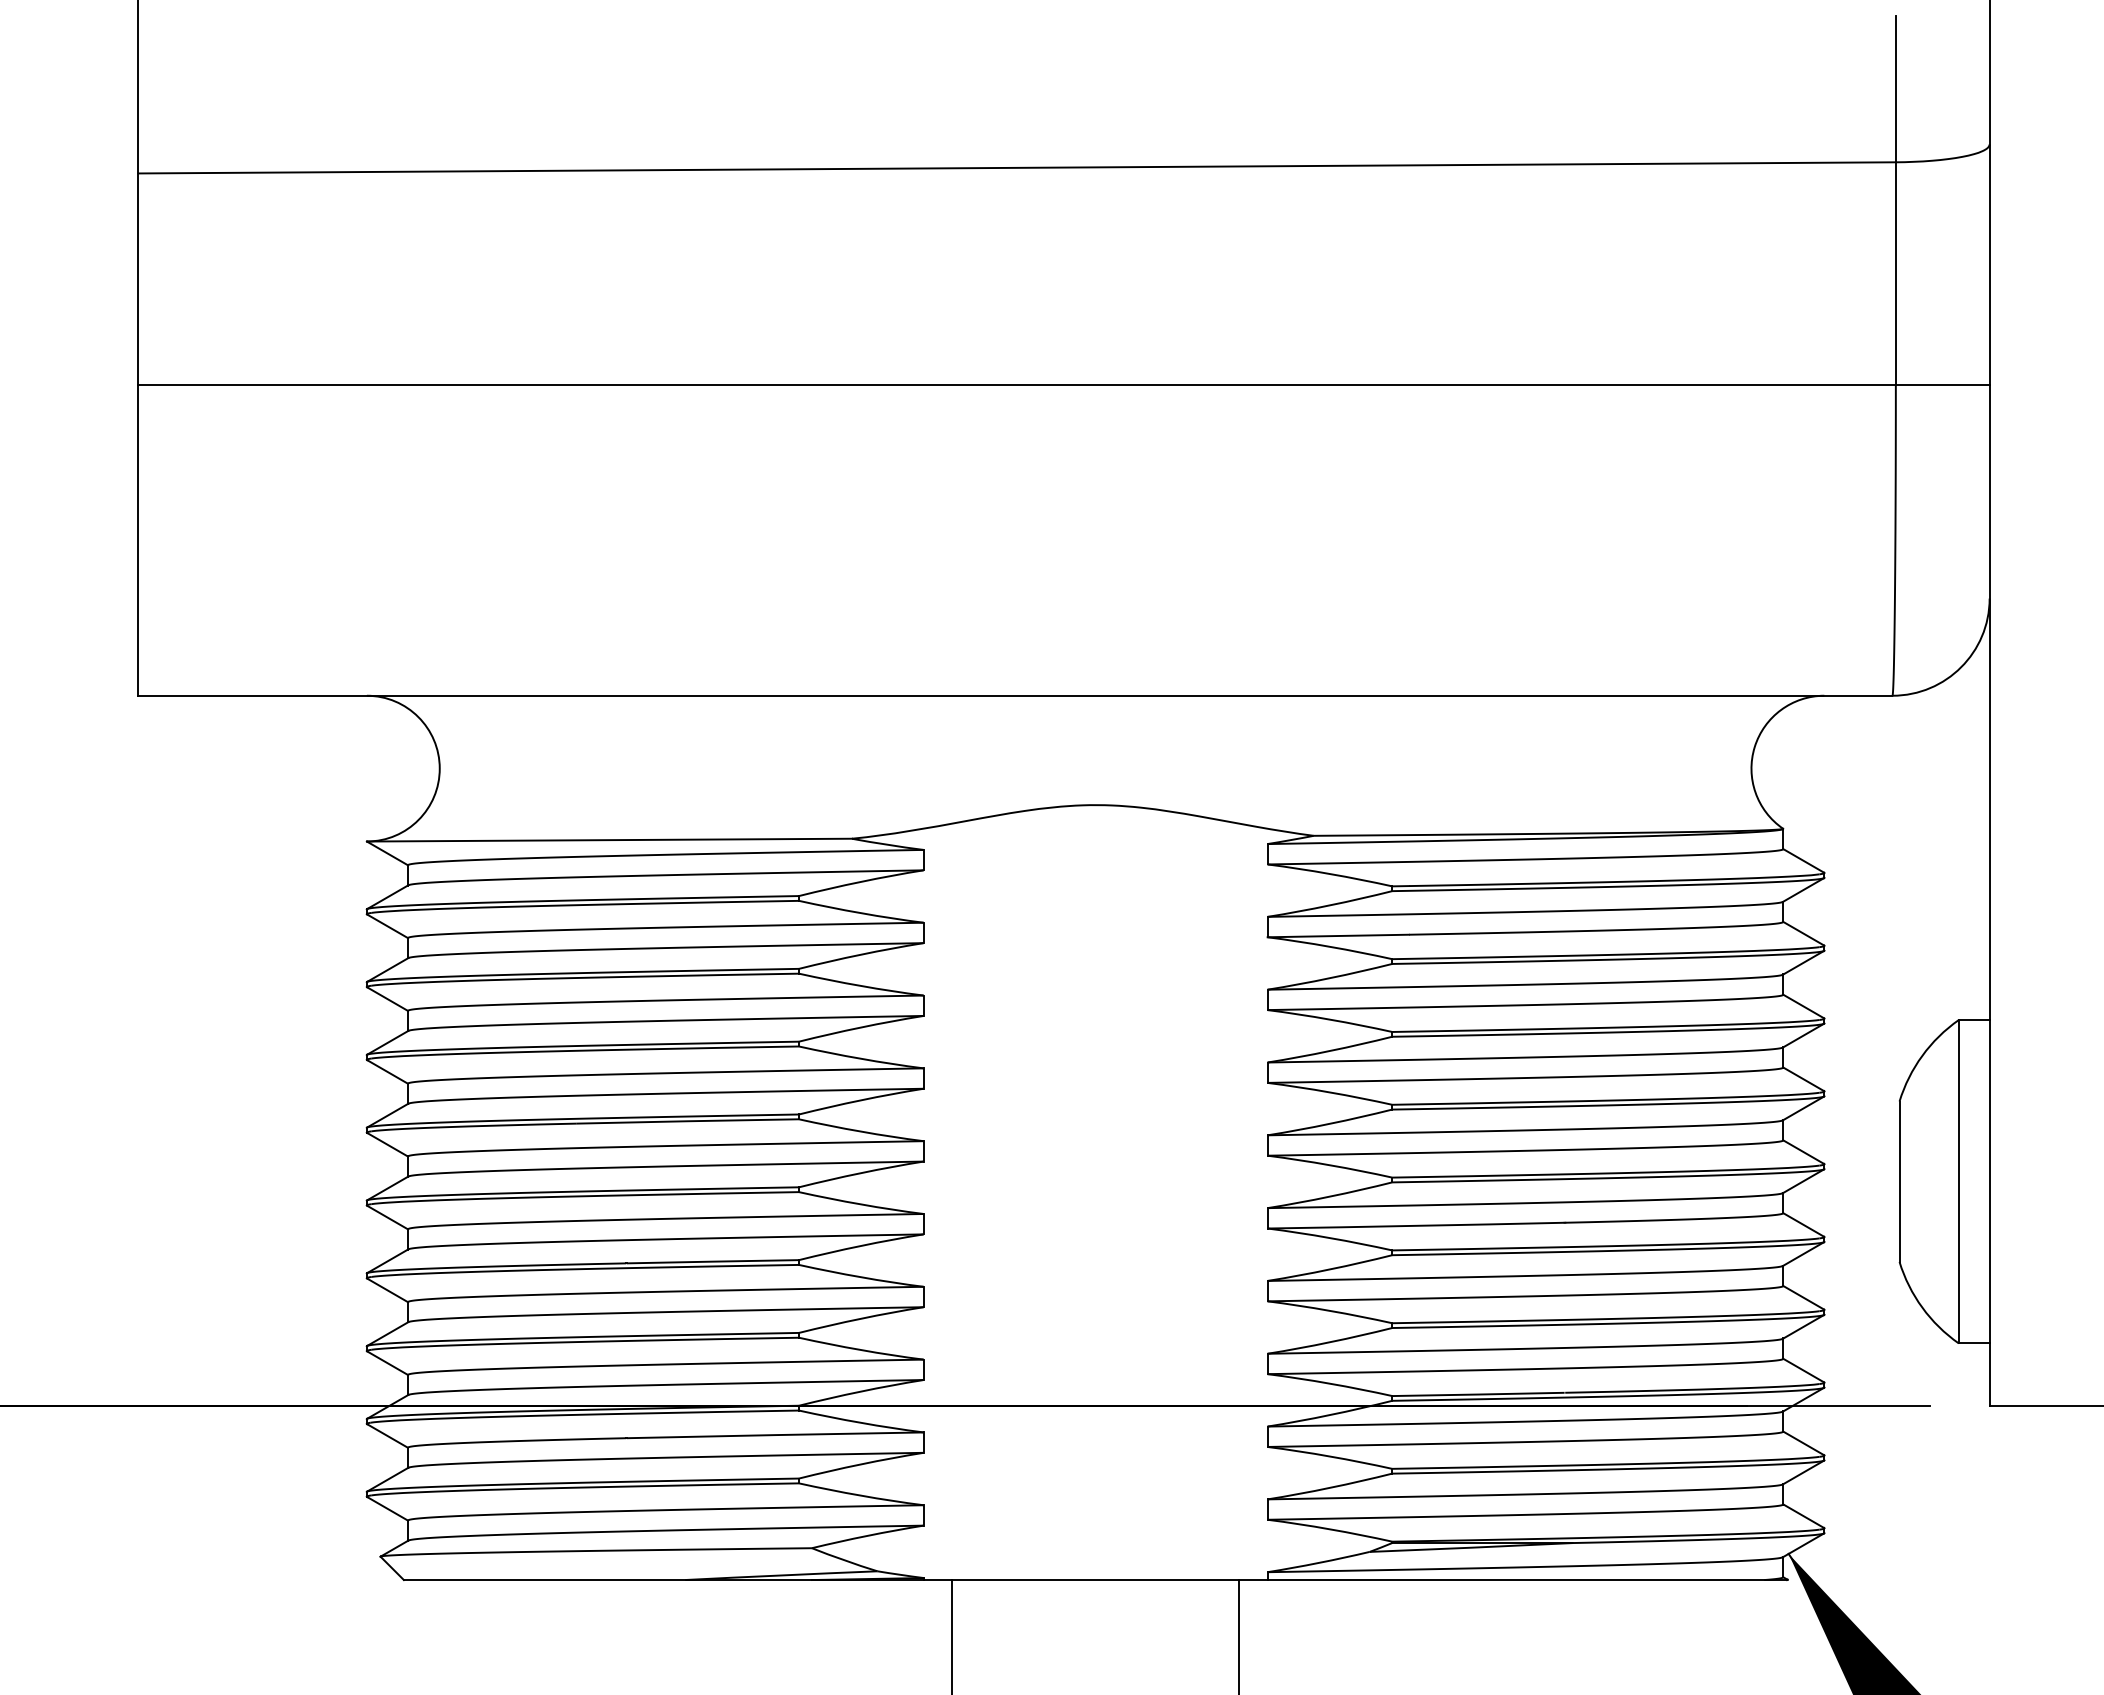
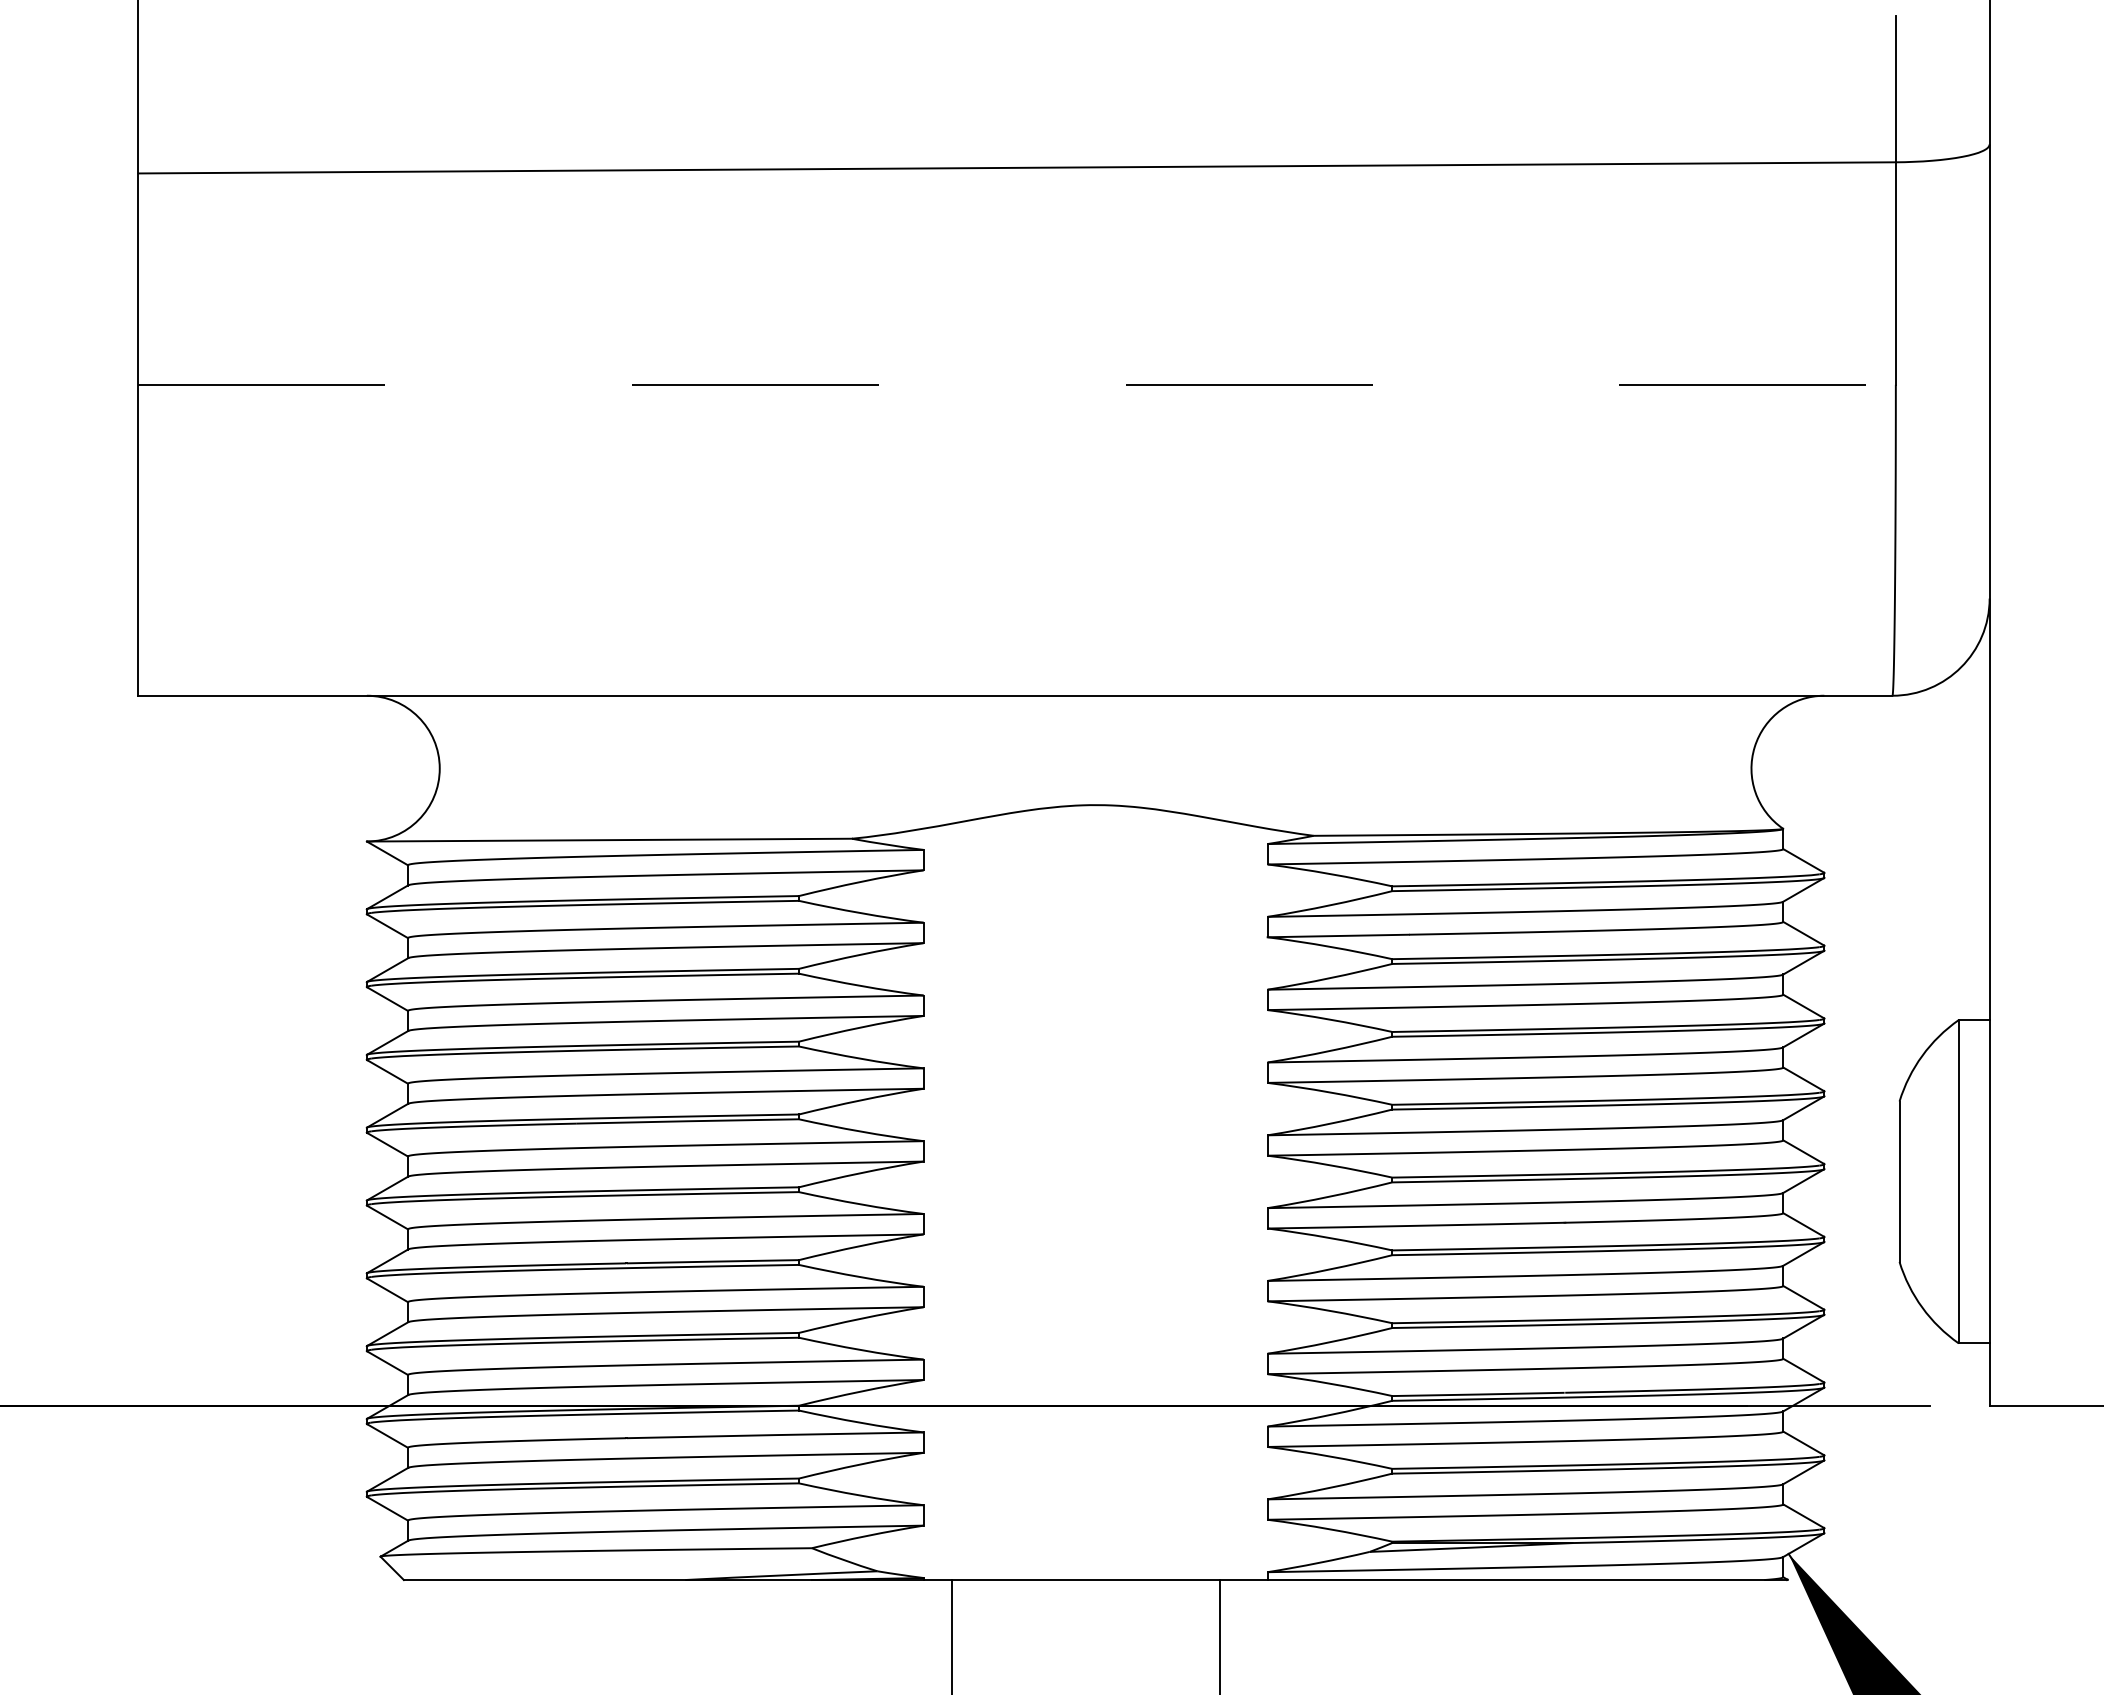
line: solid -> dashed (1064, 384)
line position: (1239, 1635) -> (1220, 1635) (1220, 1635)
